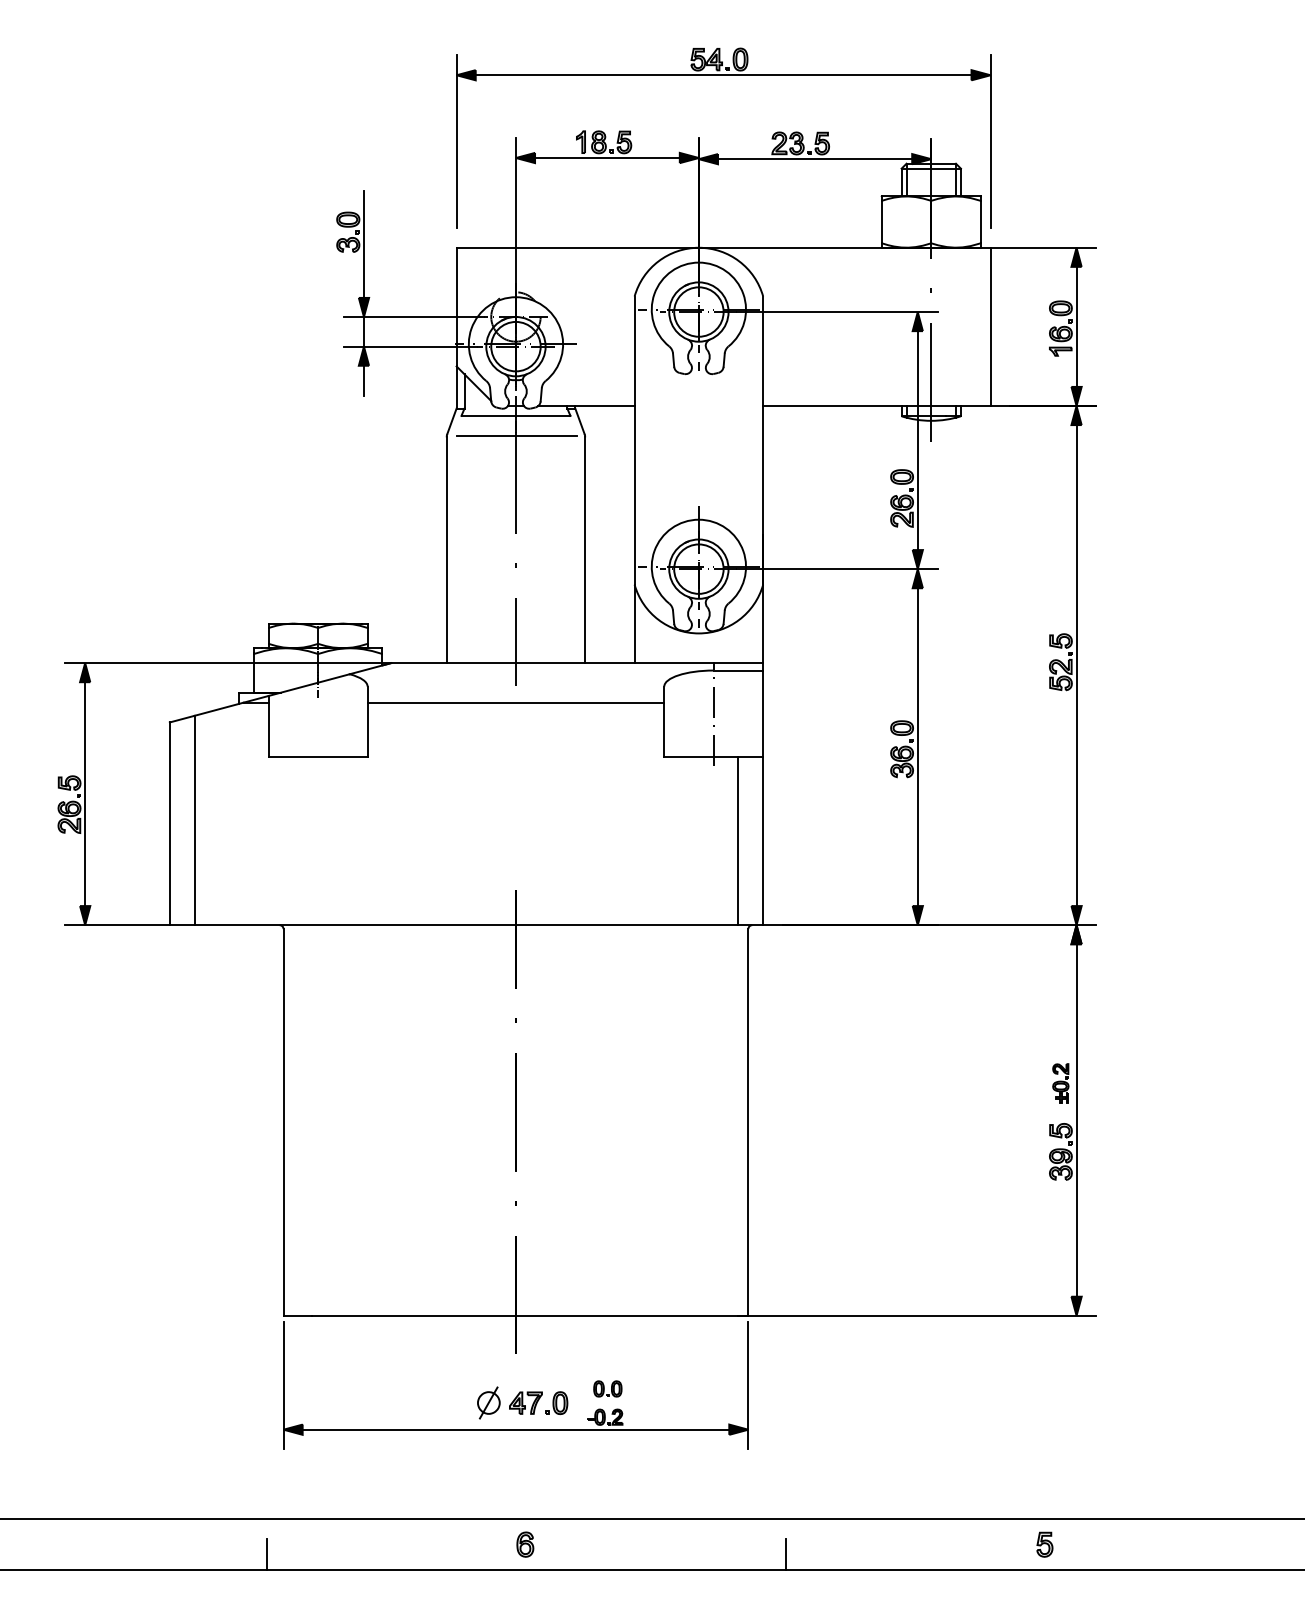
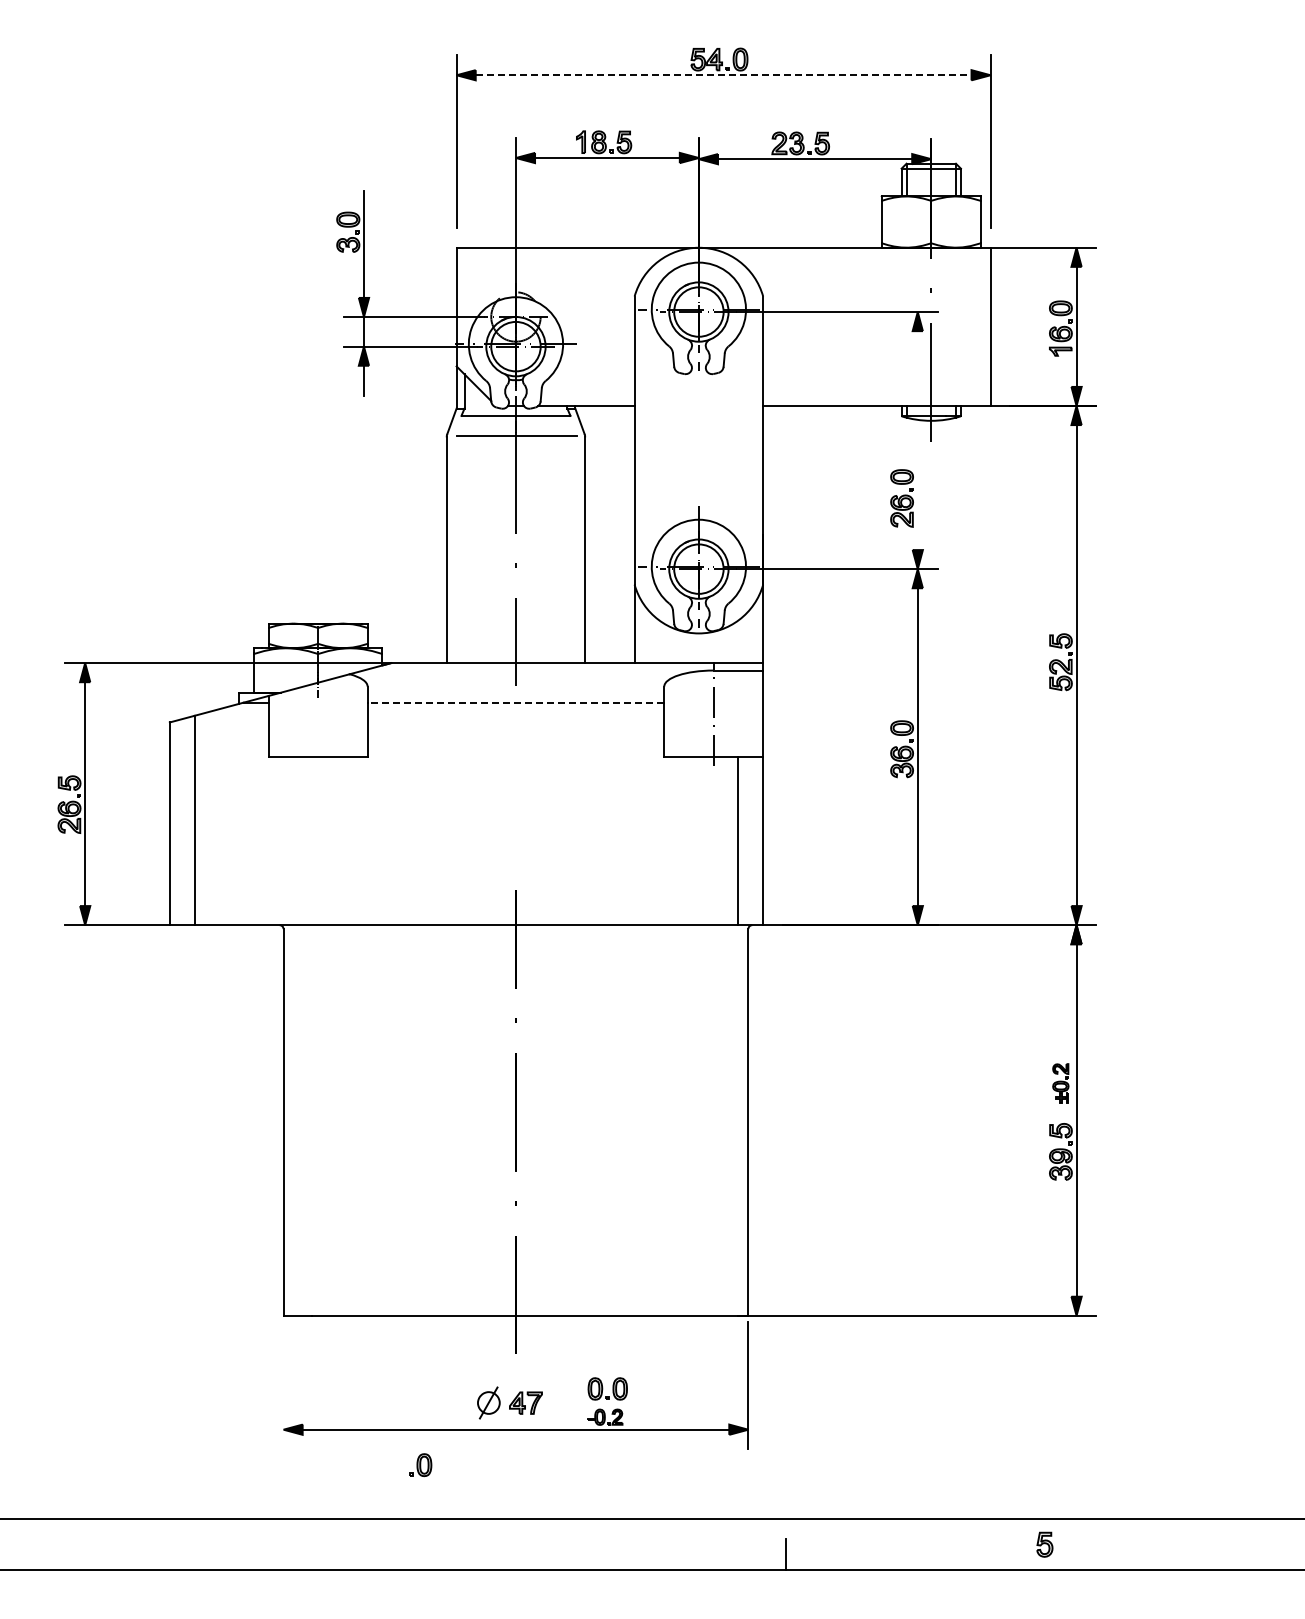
line: solid -> dashed (723, 75)
line: present -> none (917, 440)
line: solid -> dashed (515, 702)
line: present -> none (283, 1385)
part size: 30x18 px -> 41x24 px (607, 1388)
part position: (556, 1403) -> (420, 1465) (420, 1465)
part: present -> none (525, 1544)
line: present -> none (266, 1554)
